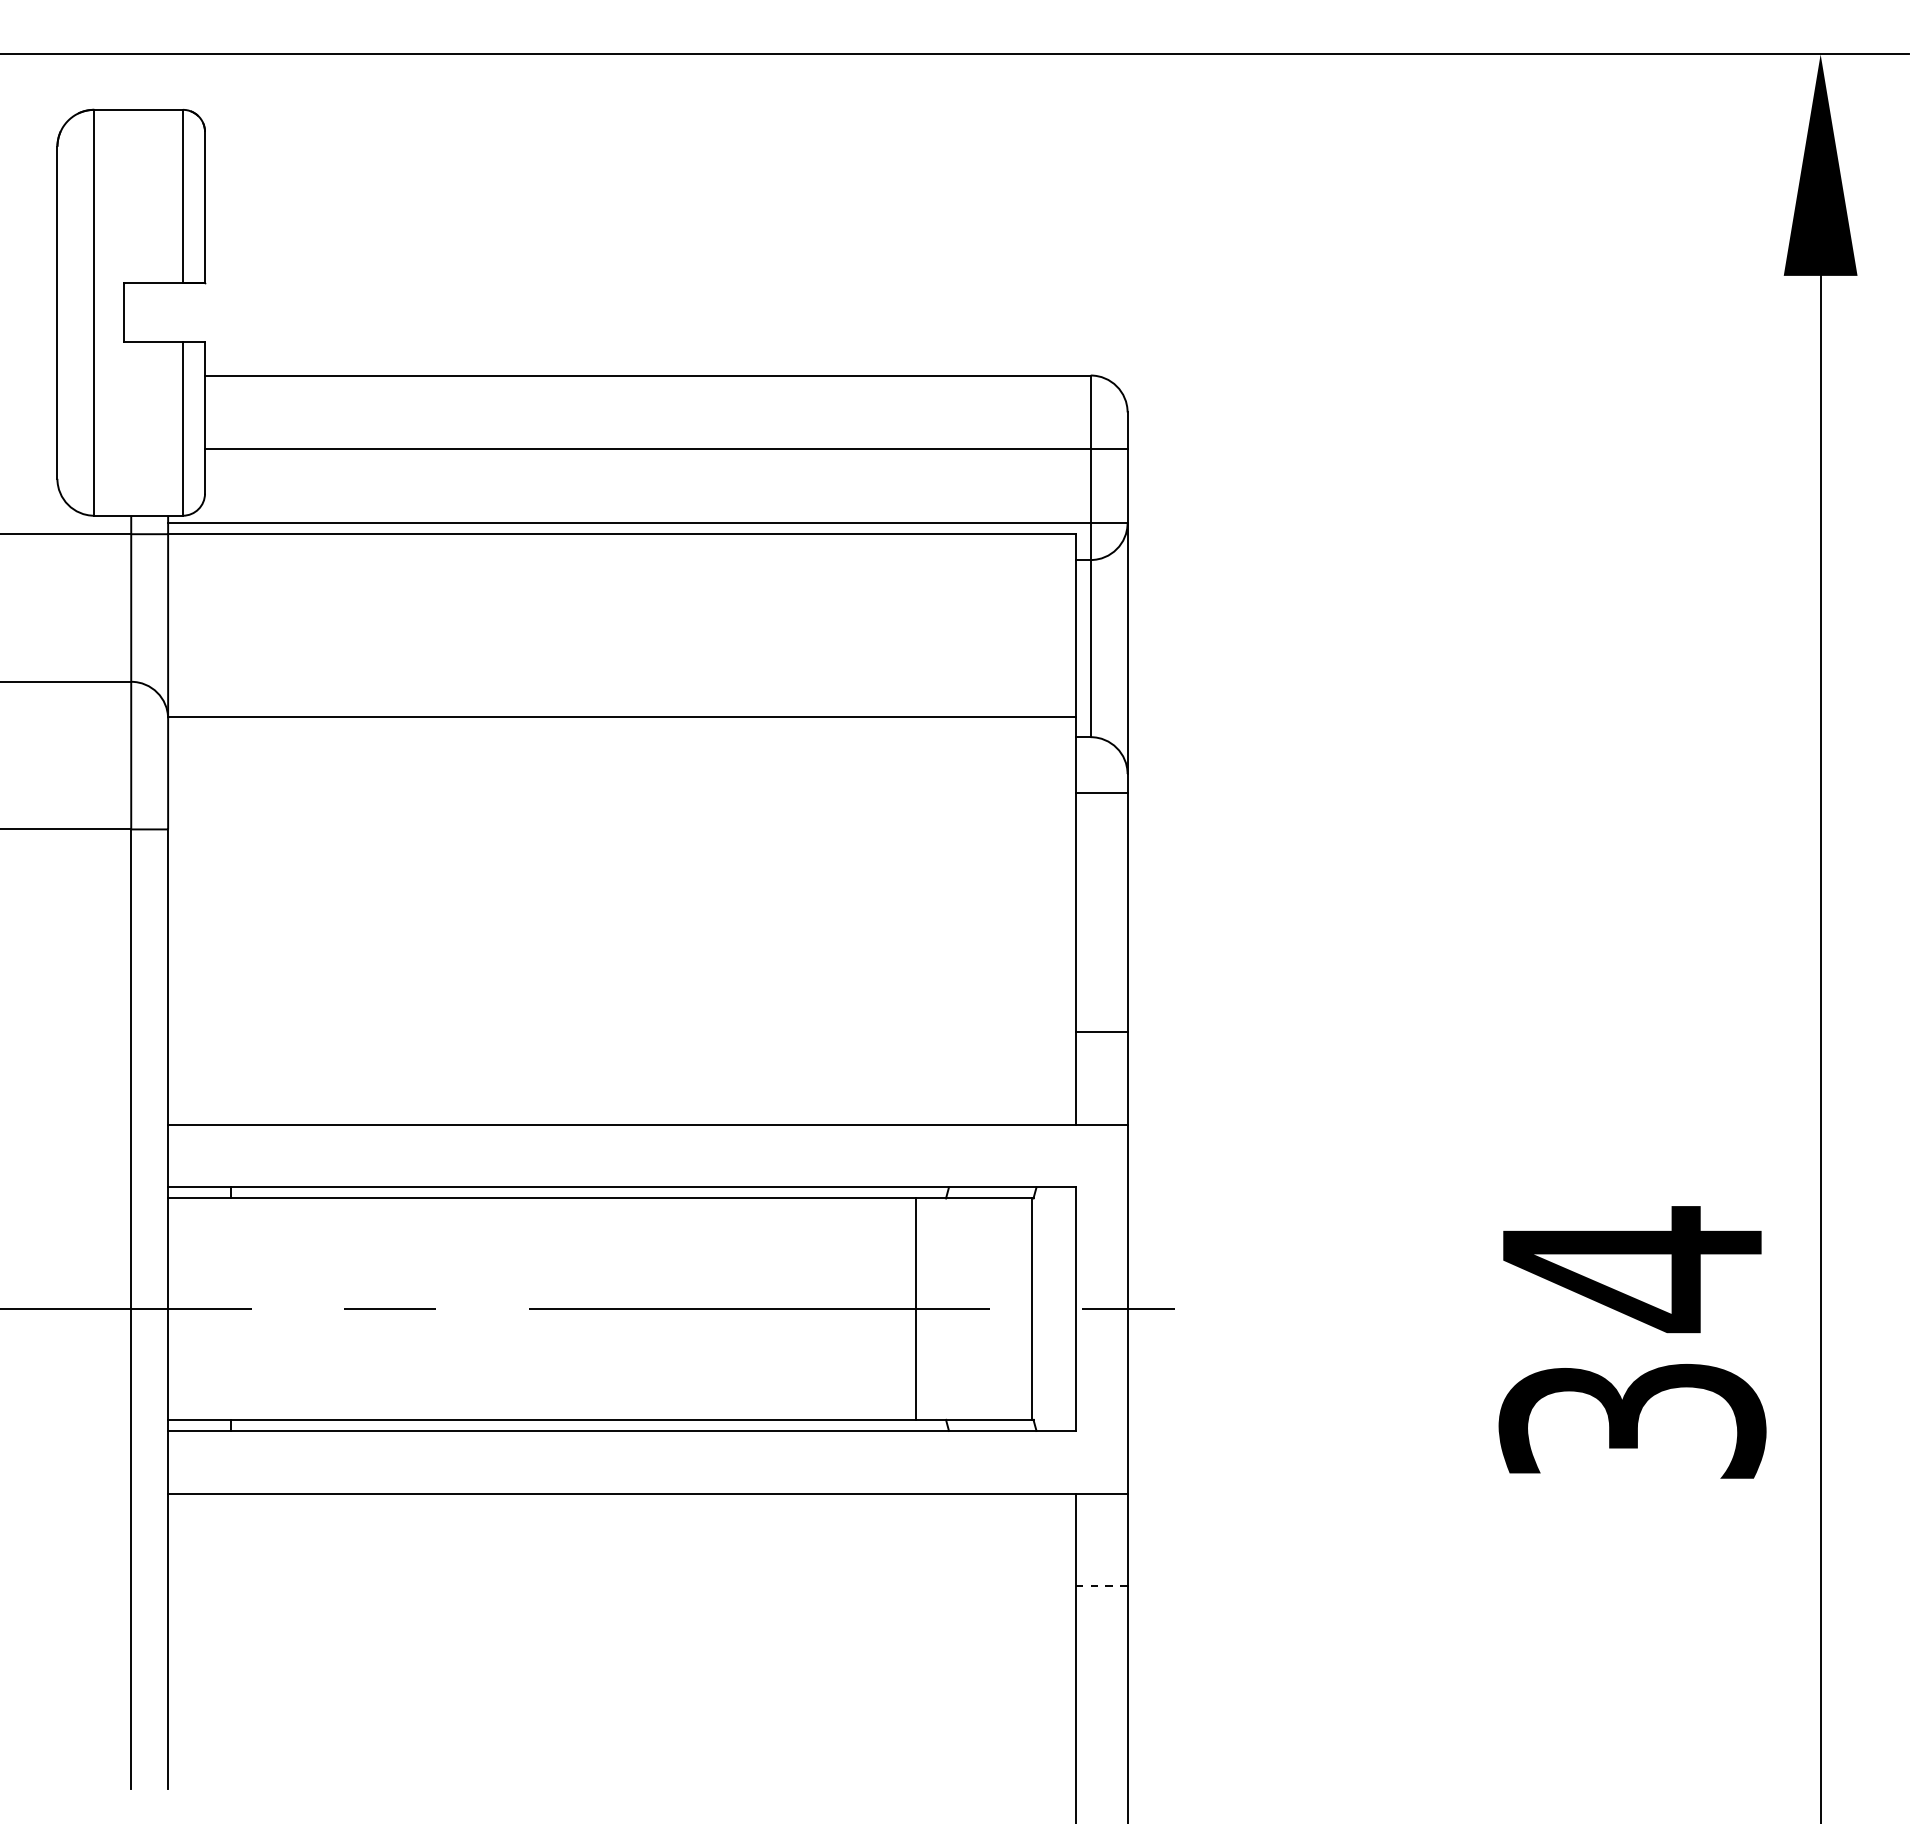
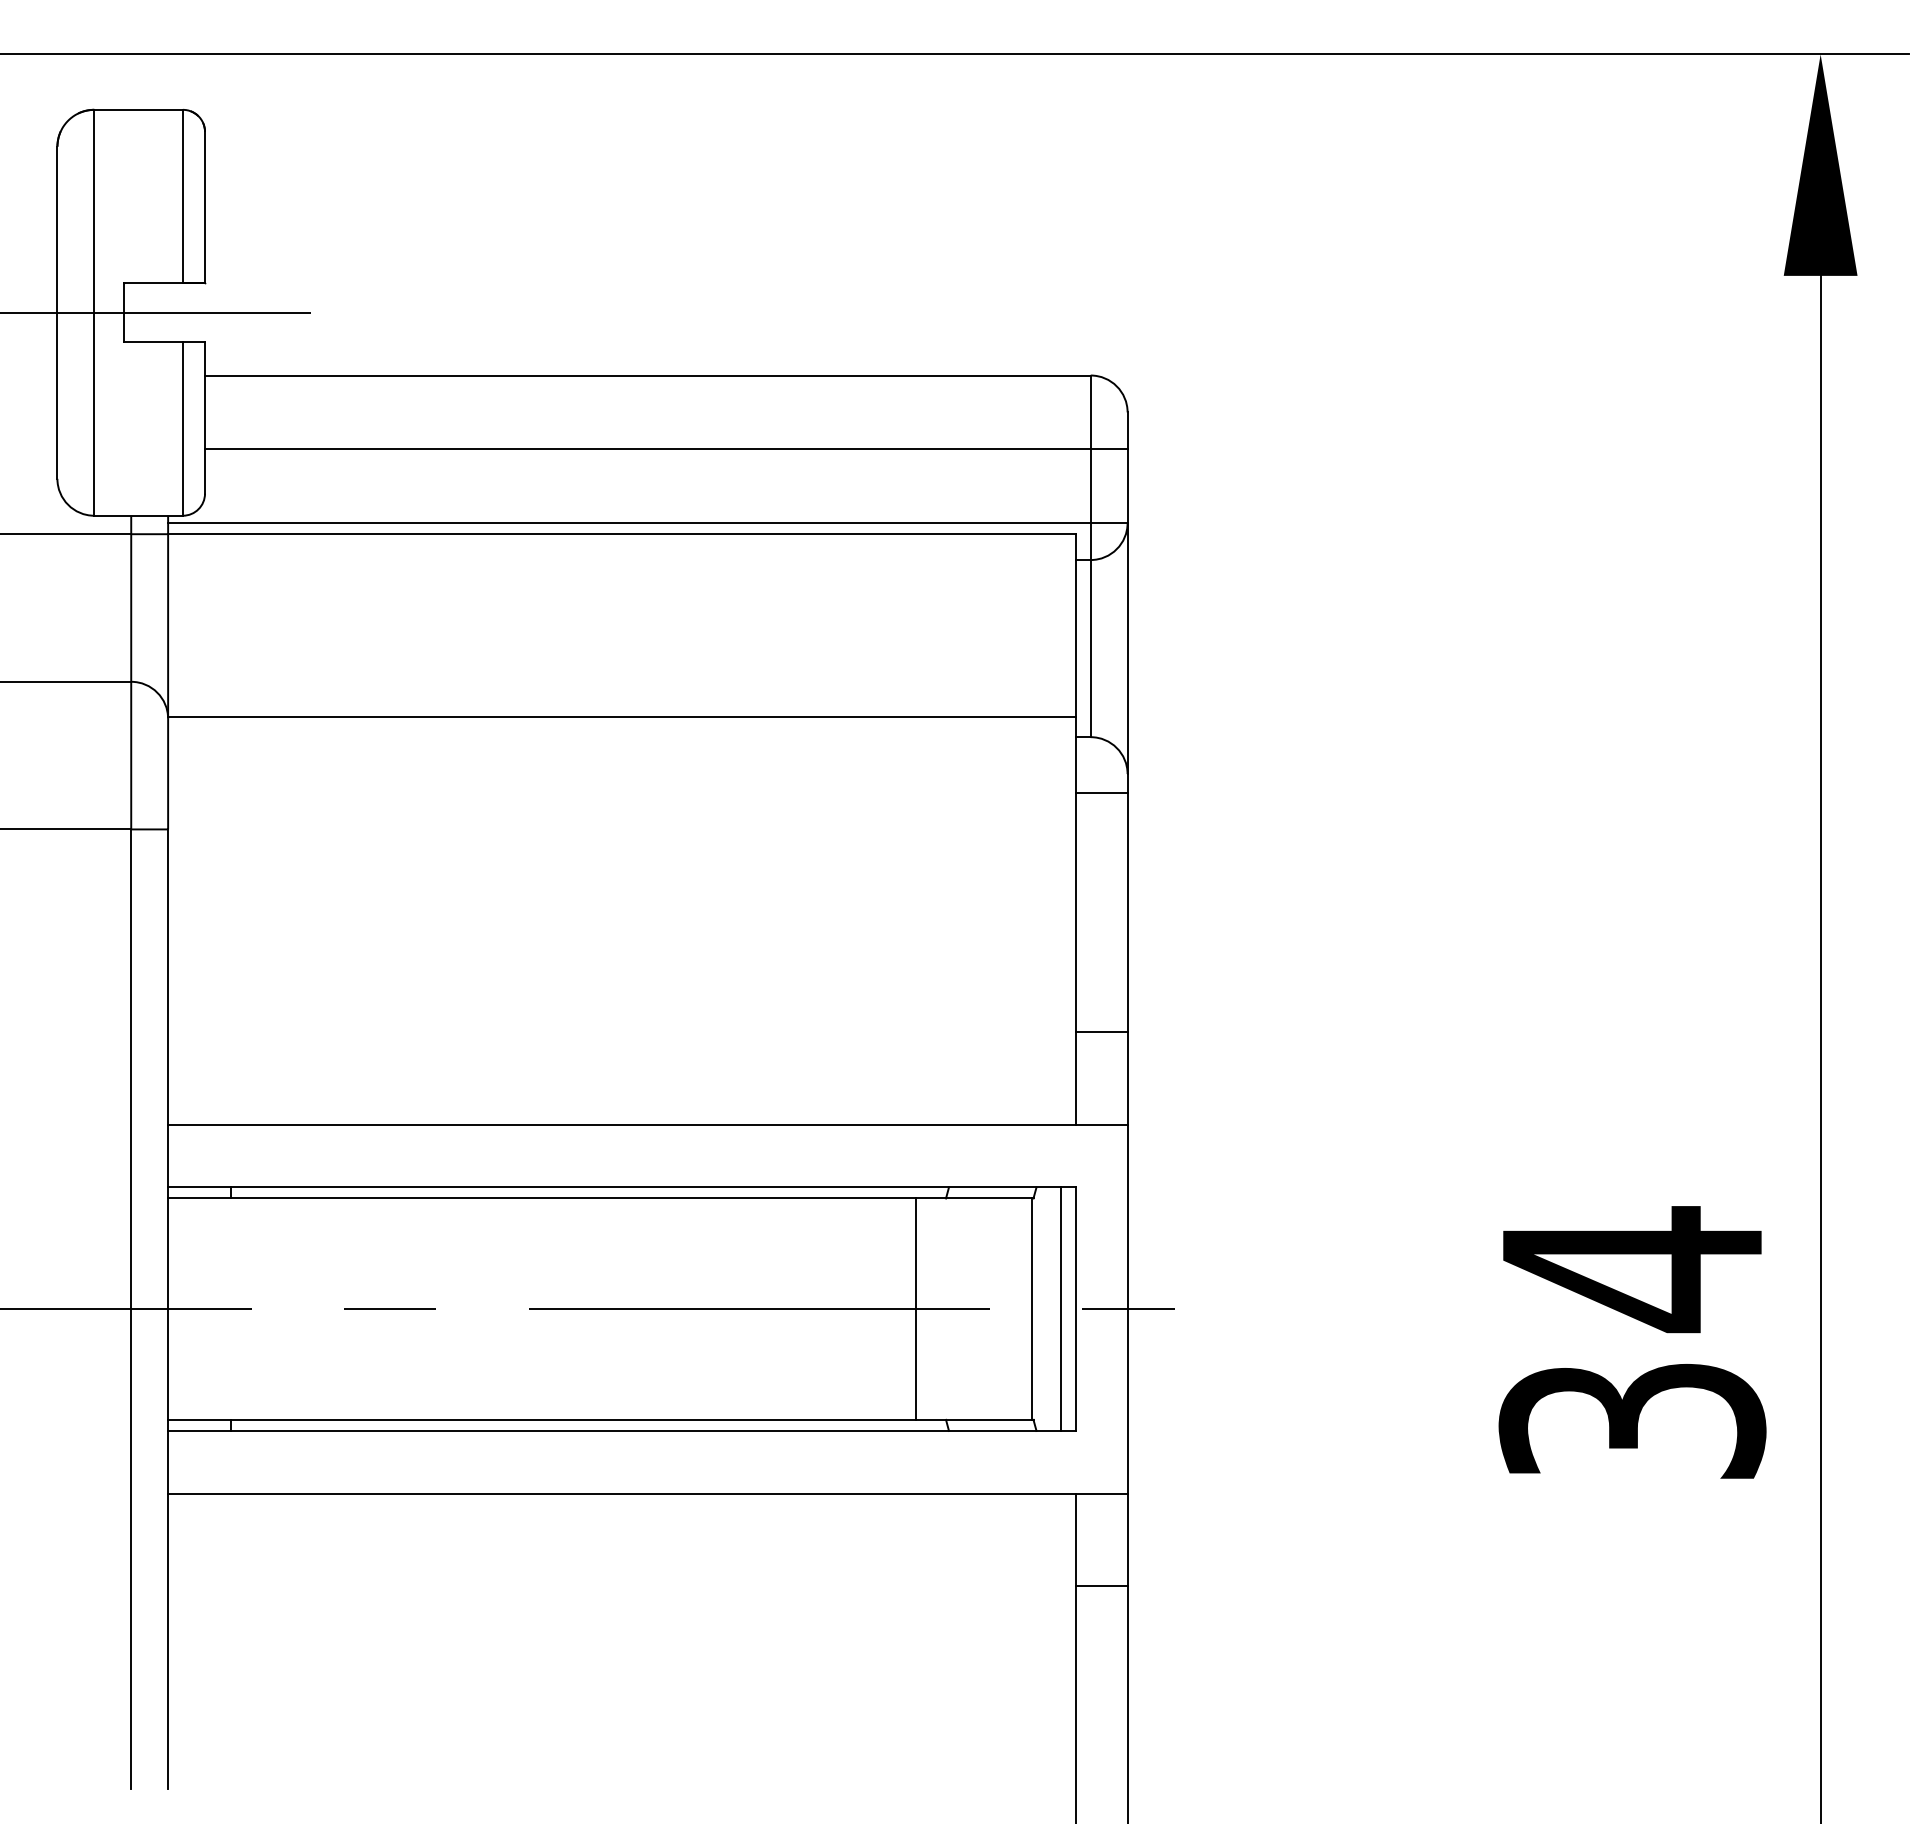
line: none -> present (156, 312)
line: none -> present (1061, 1308)
line: dashed -> solid (1101, 1585)
